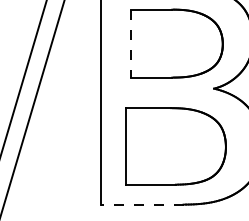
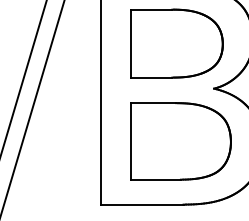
line: dashed -> solid (131, 43)
part position: (175, 146) -> (180, 141) (180, 141)
line: dashed -> solid (141, 204)
